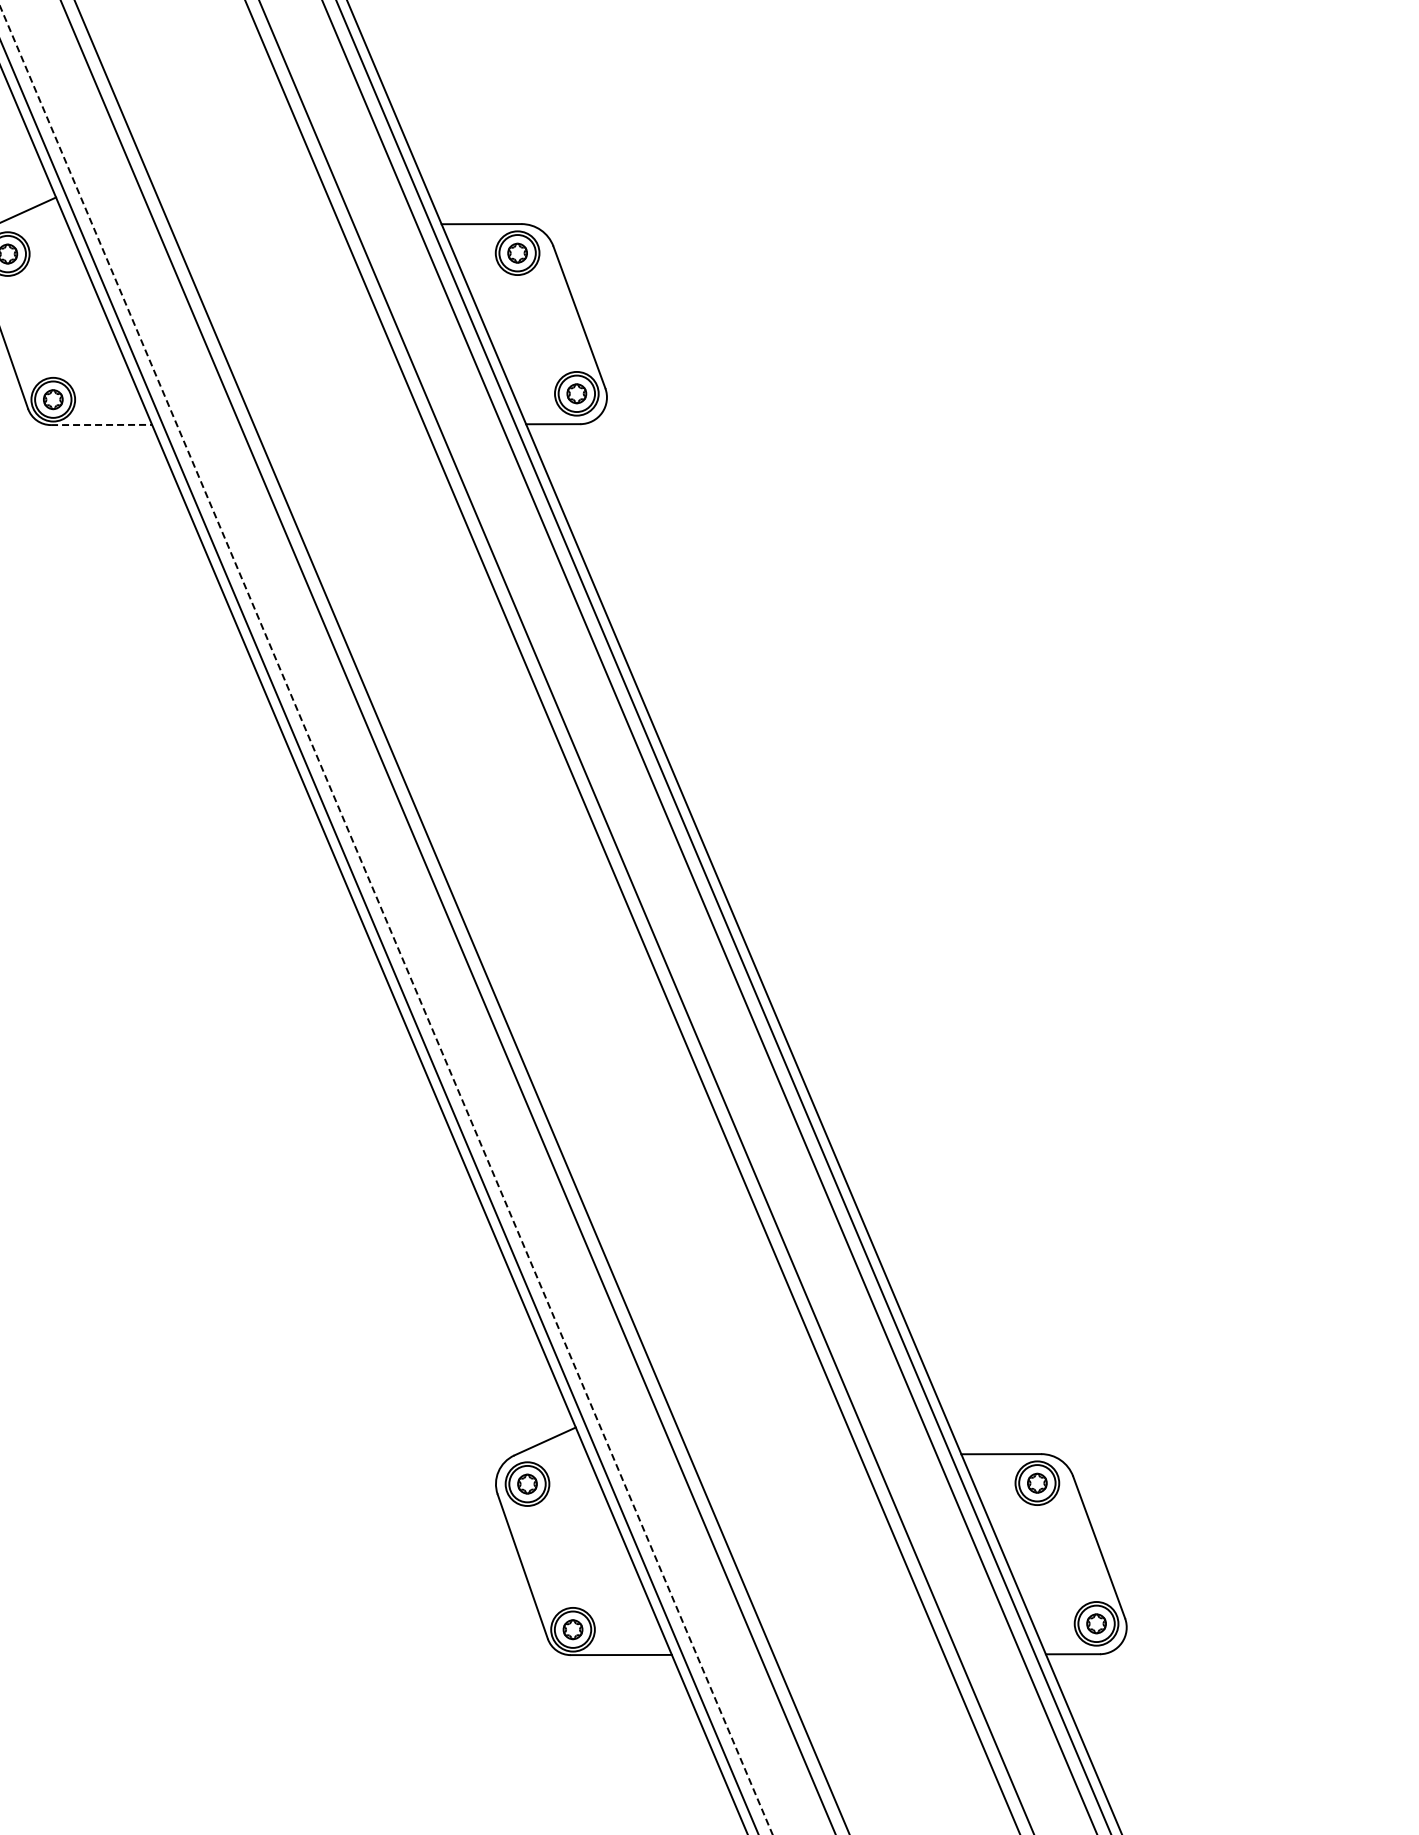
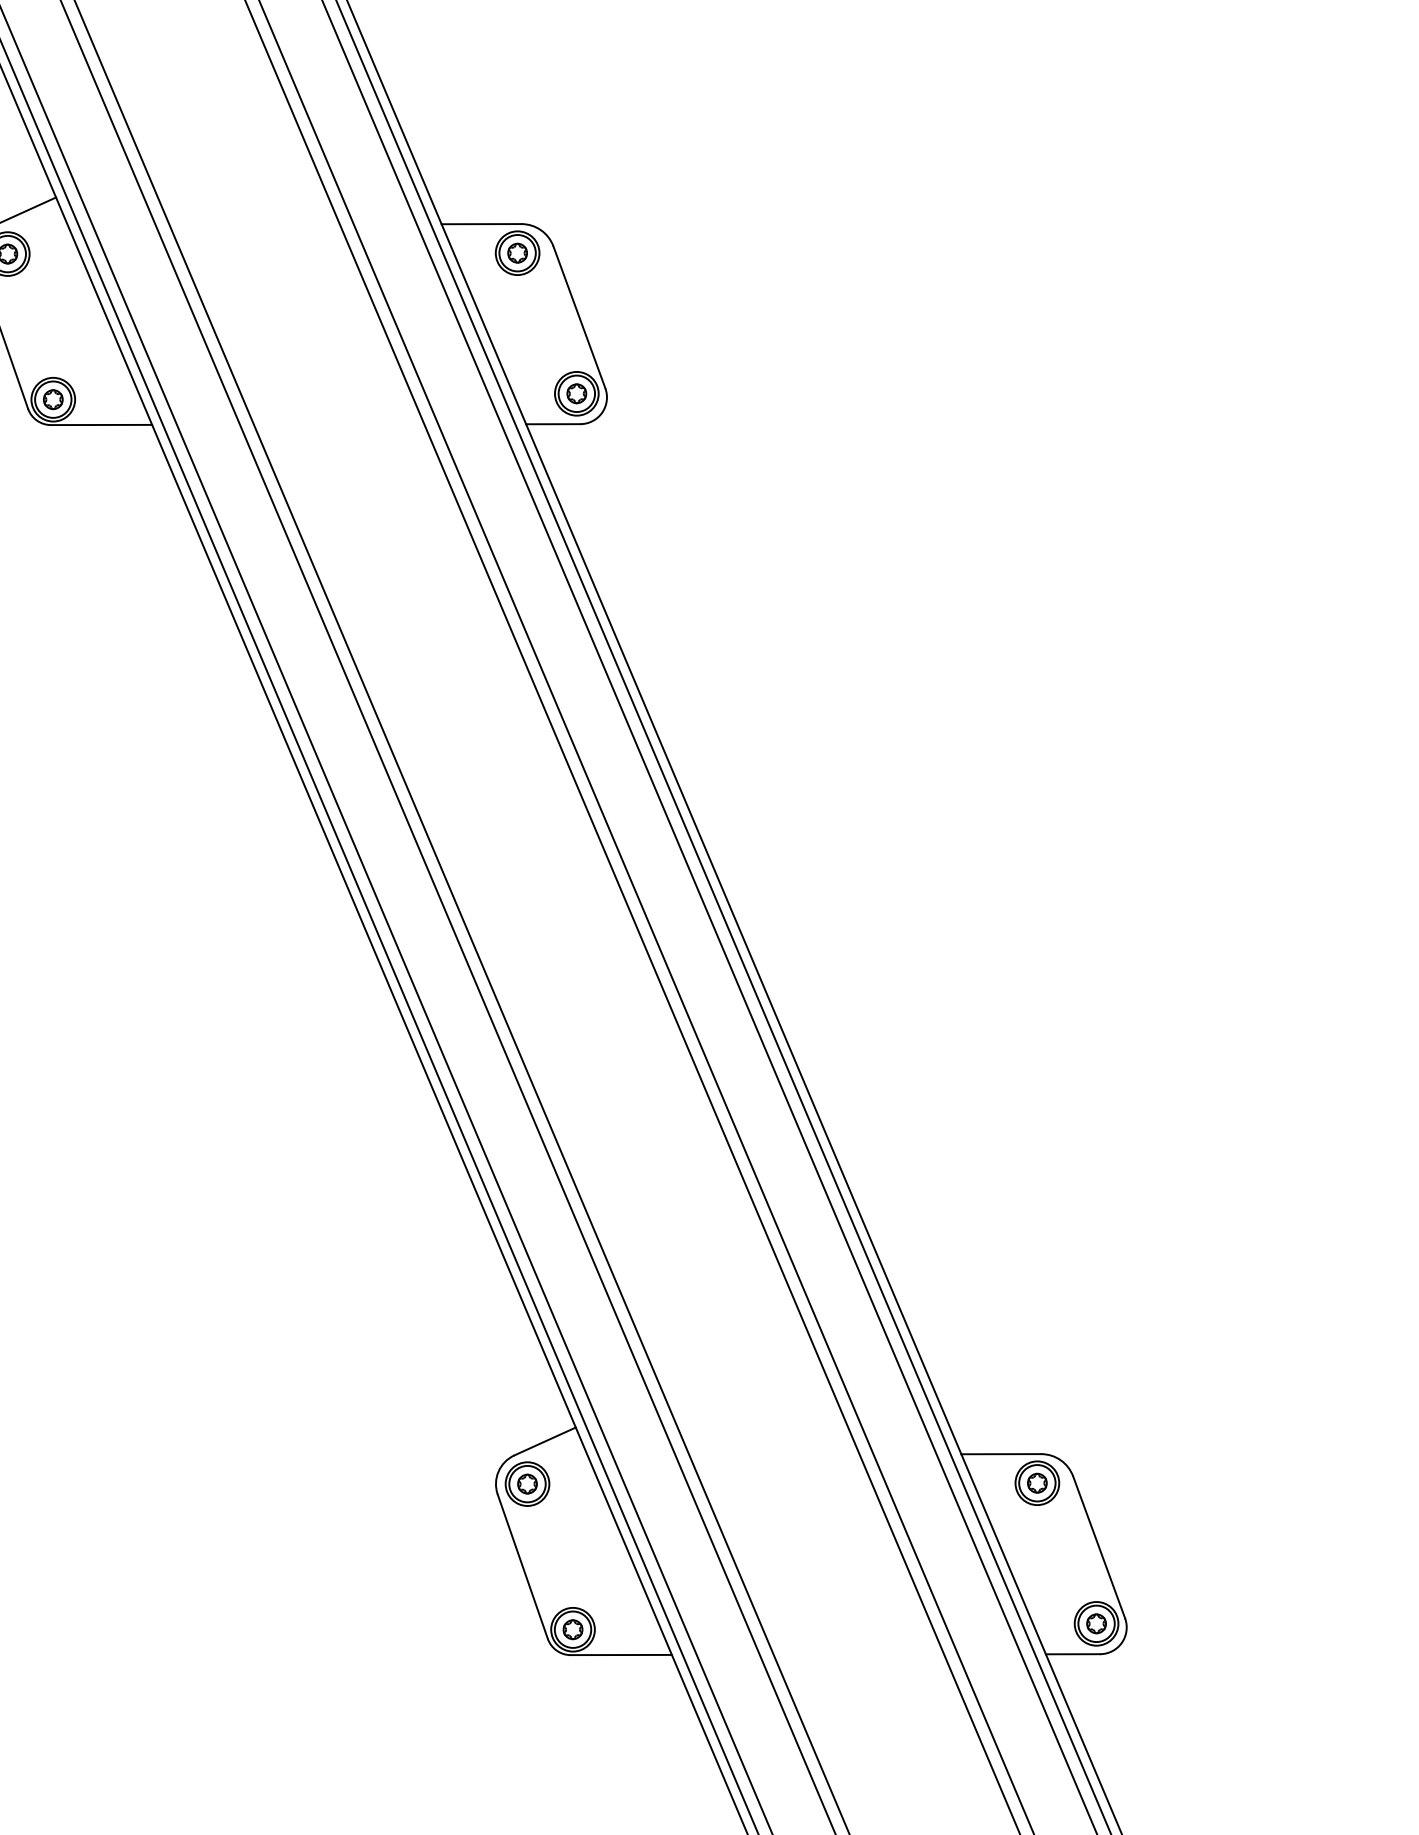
line: dashed -> solid (101, 424)
line: dashed -> solid (386, 920)
